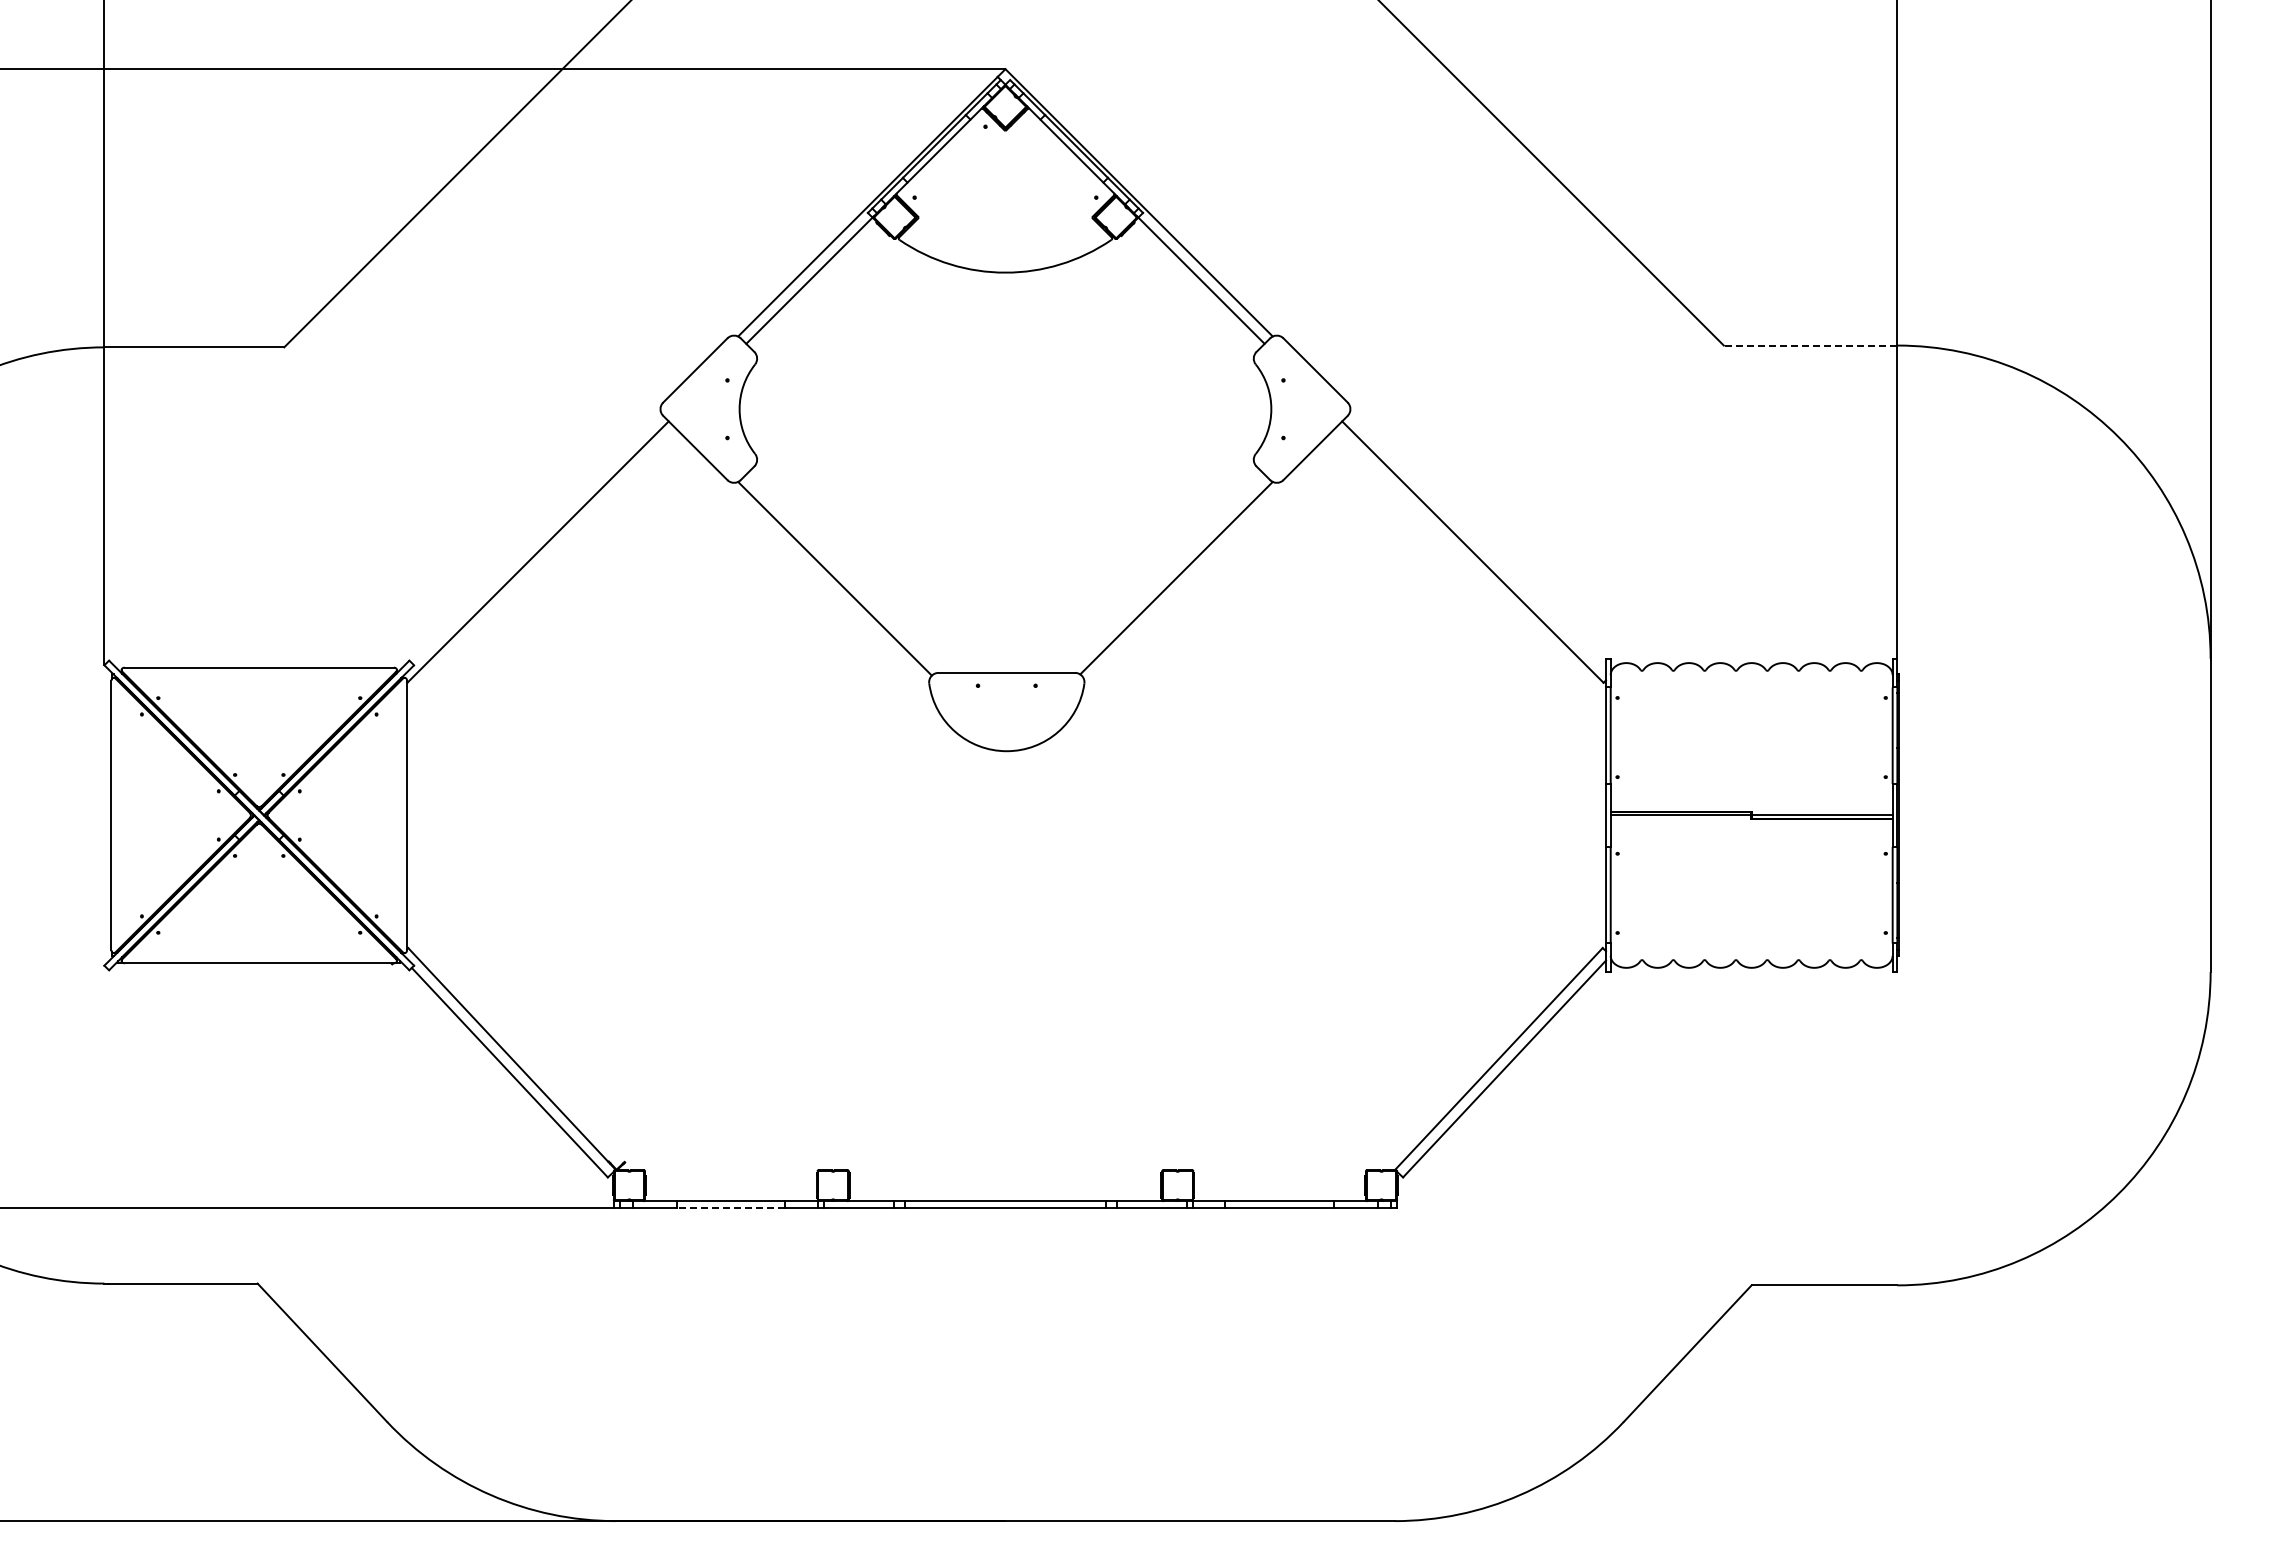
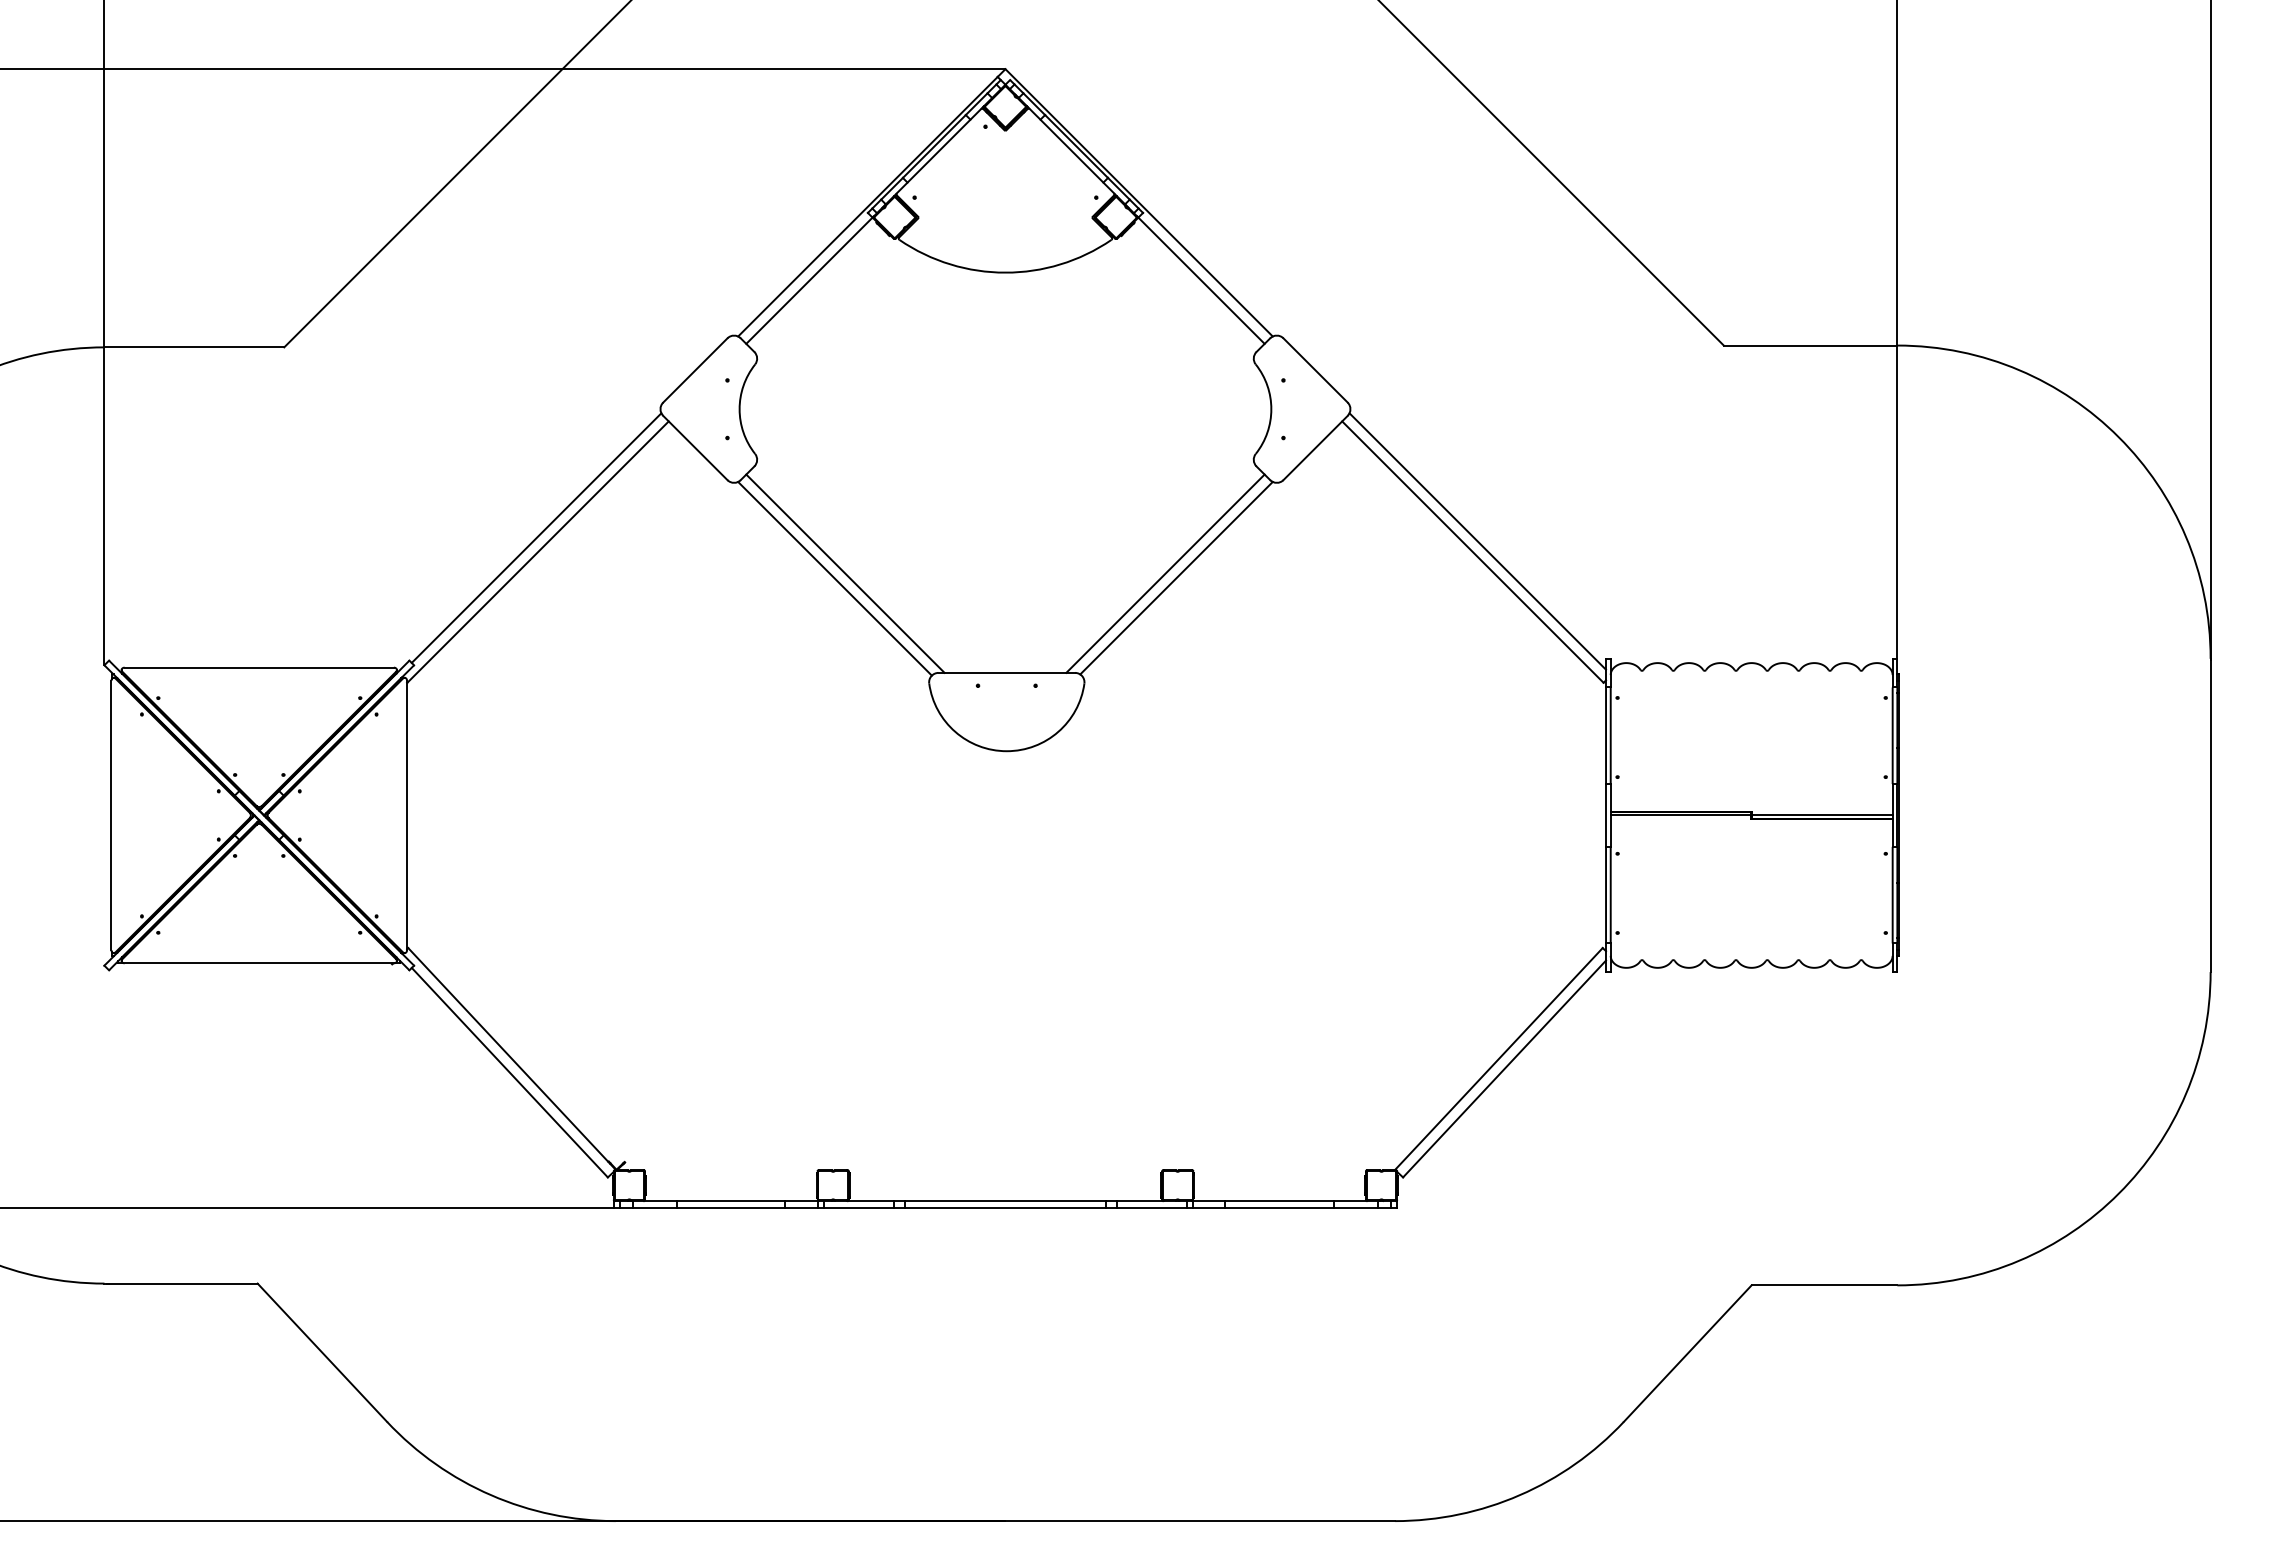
line: dashed -> solid (1810, 345)
line: none -> present (536, 537)
line: none -> present (1477, 541)
line: none -> present (845, 573)
line: none -> present (1165, 573)
line: dashed -> solid (730, 1207)
